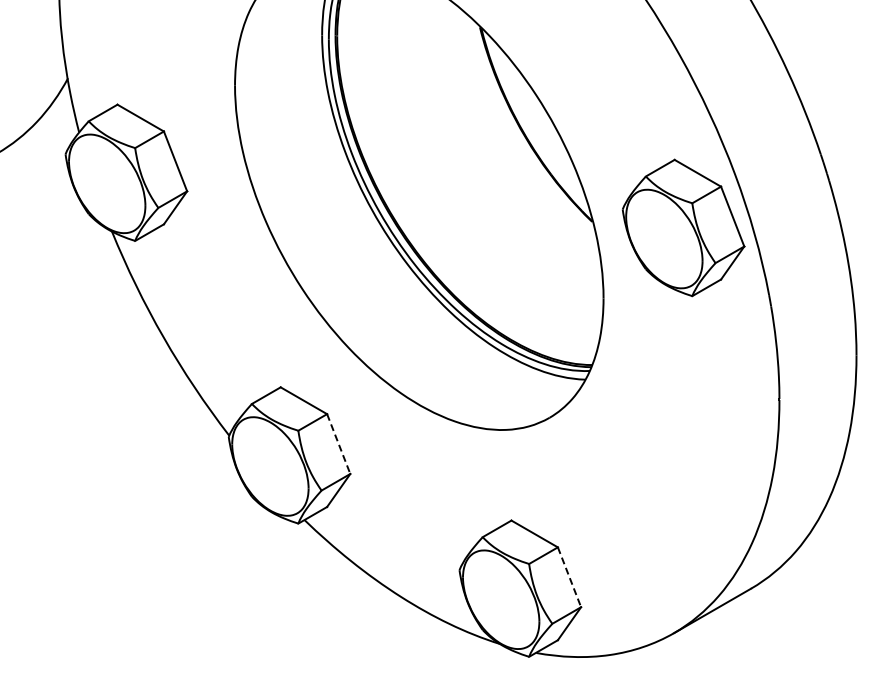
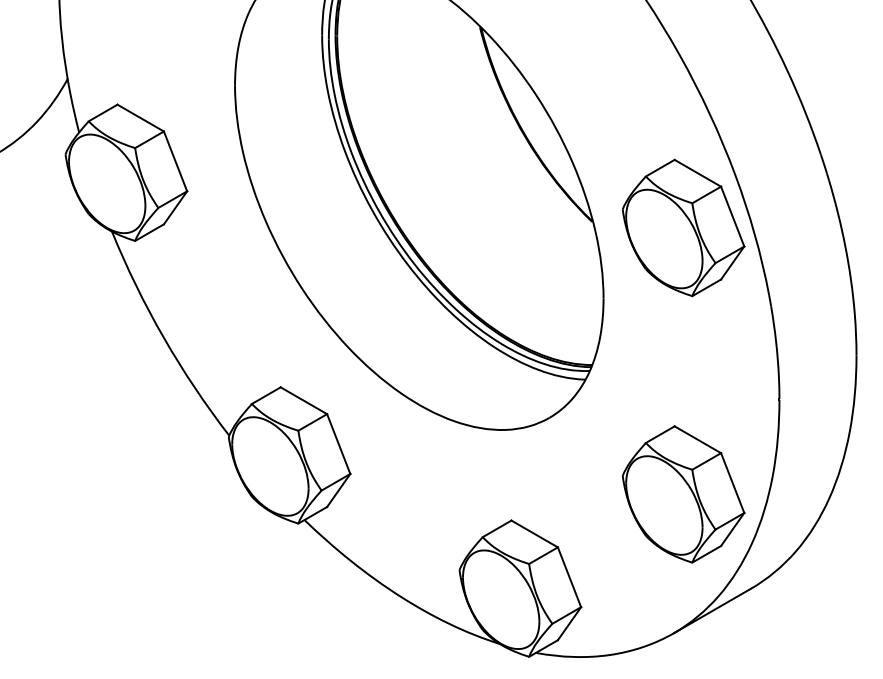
line: dashed -> solid (338, 444)
part: none -> present (683, 494)
line: dashed -> solid (569, 577)
